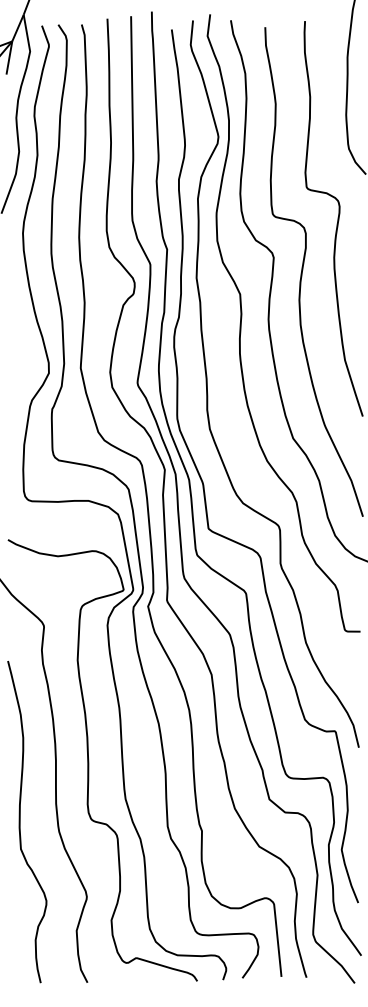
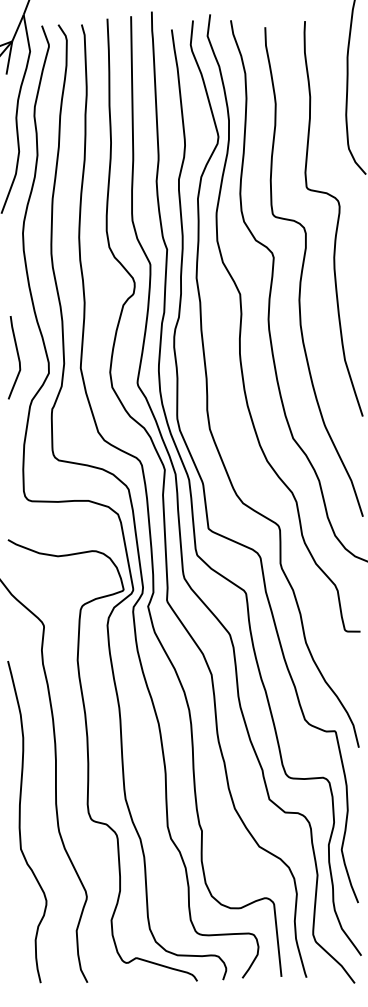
curve: none -> present (17, 357)
